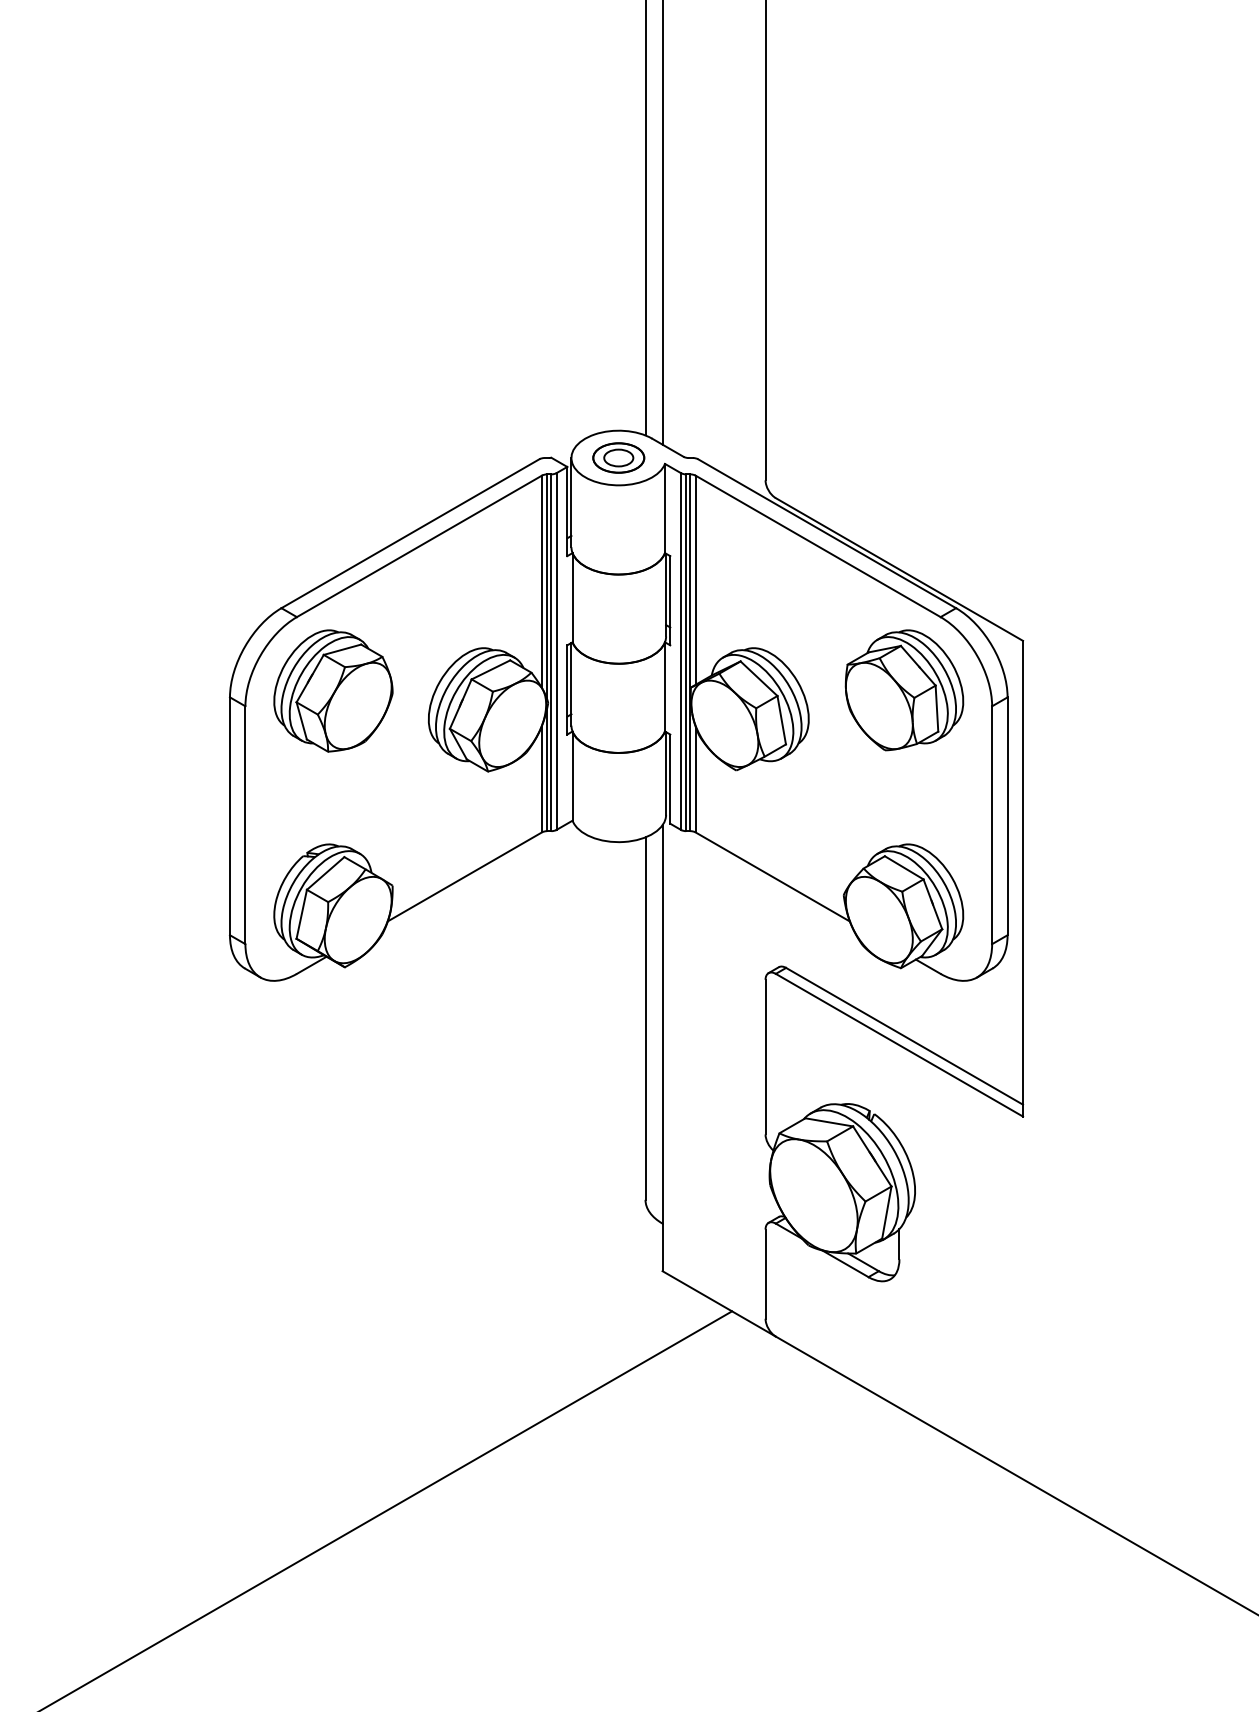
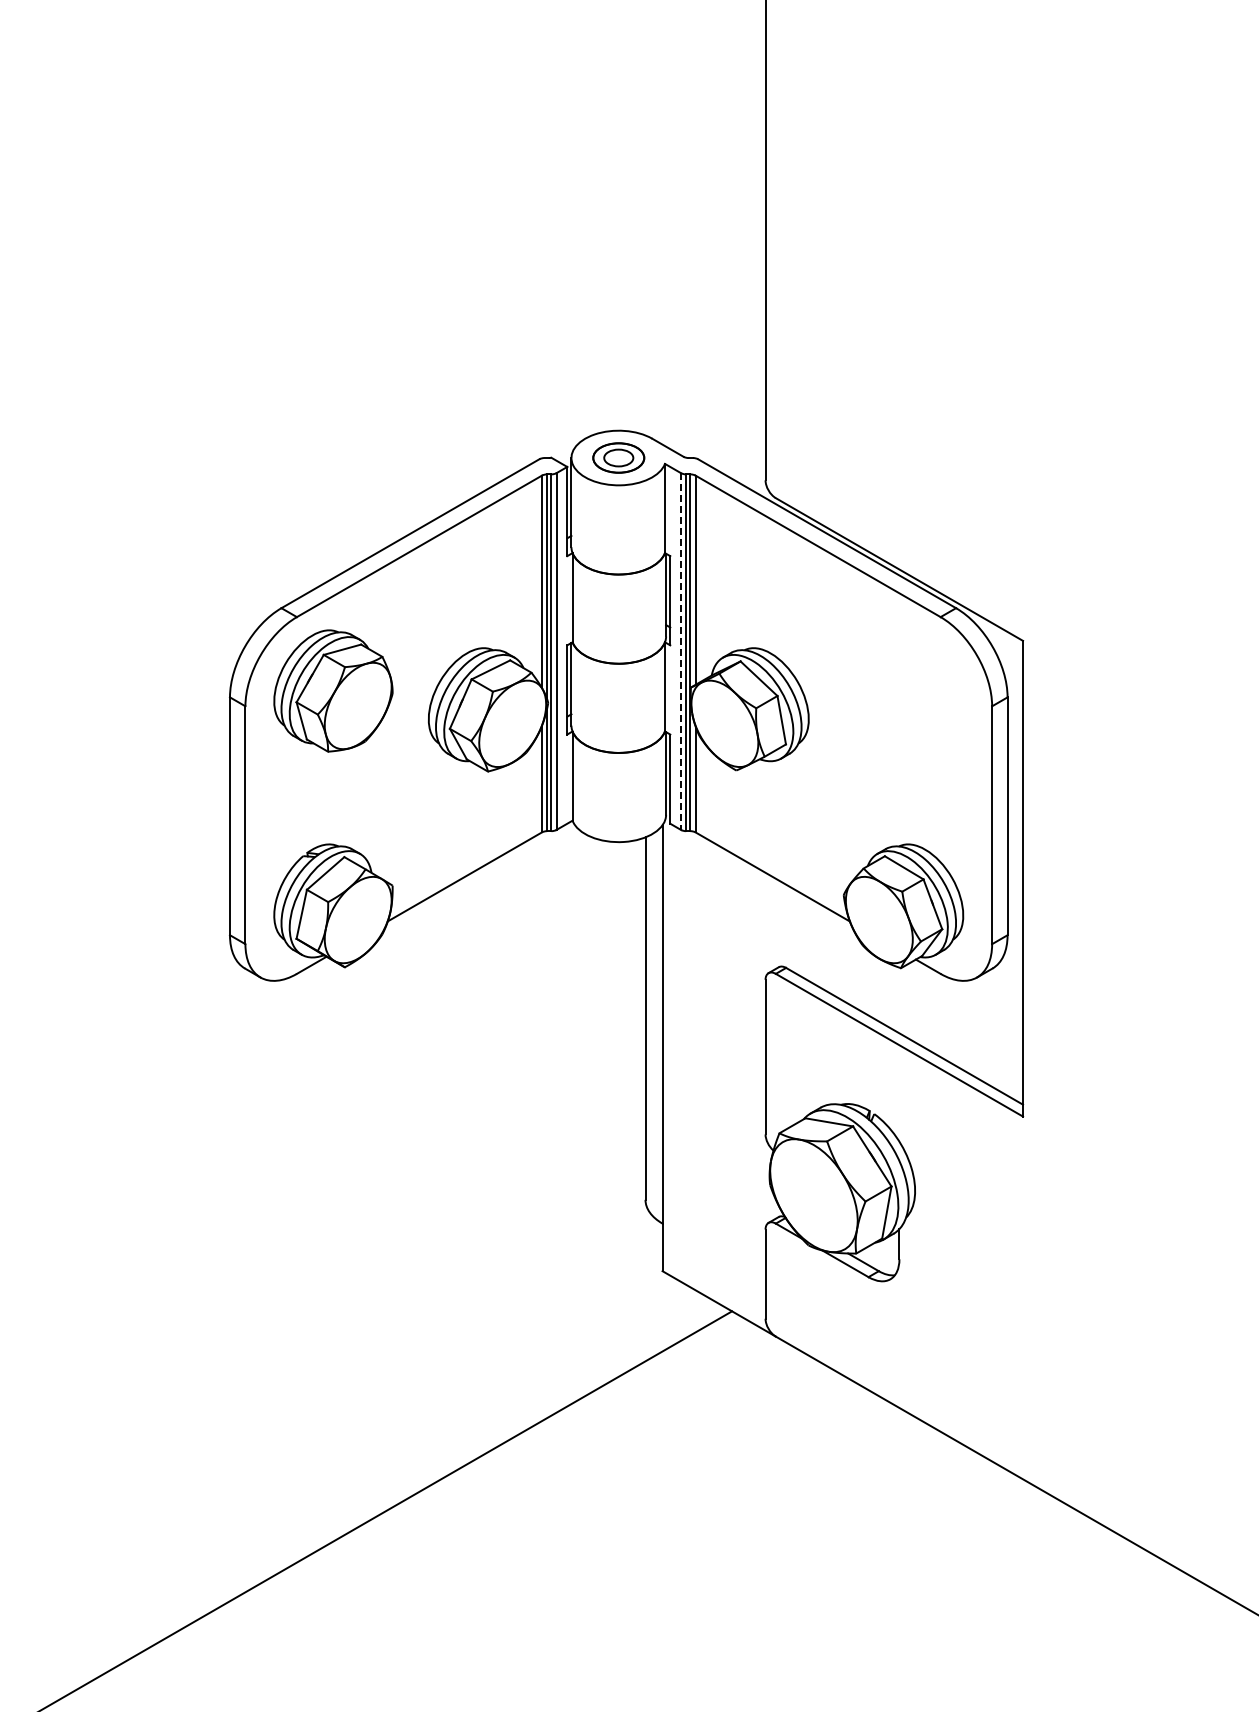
line: present -> none (645, 218)
line: present -> none (662, 223)
line: solid -> dashed (681, 652)
part: present -> none (904, 690)
